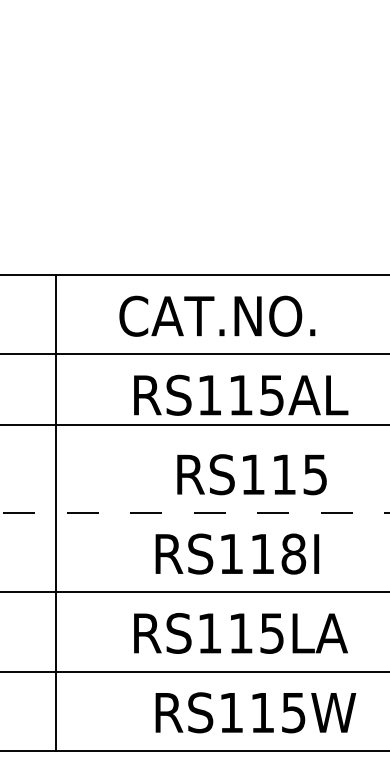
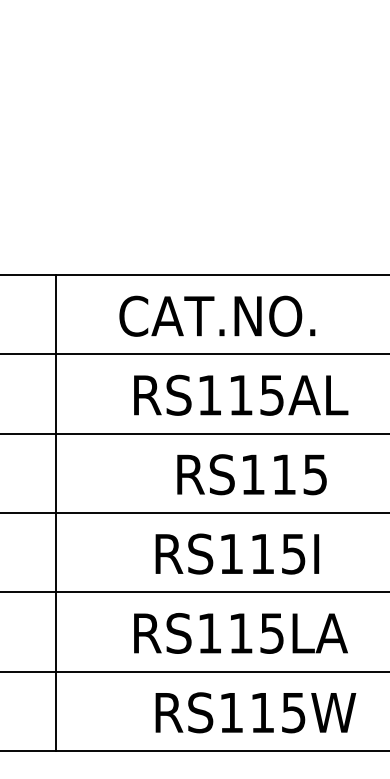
line position: (194, 424) -> (194, 433) (194, 433)
line: dashed -> solid (195, 513)
text: RS118I -> RS115I (293, 553)
